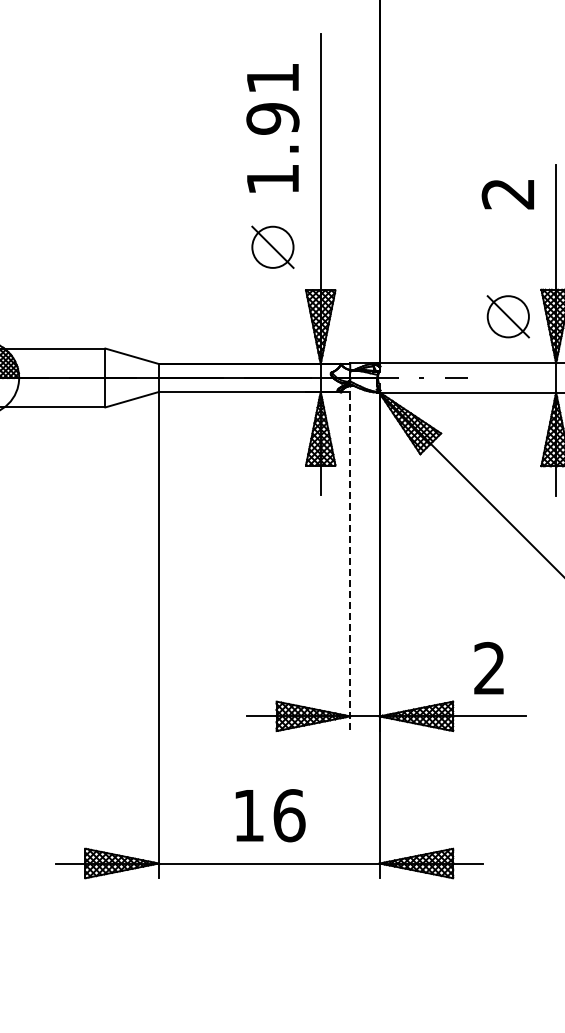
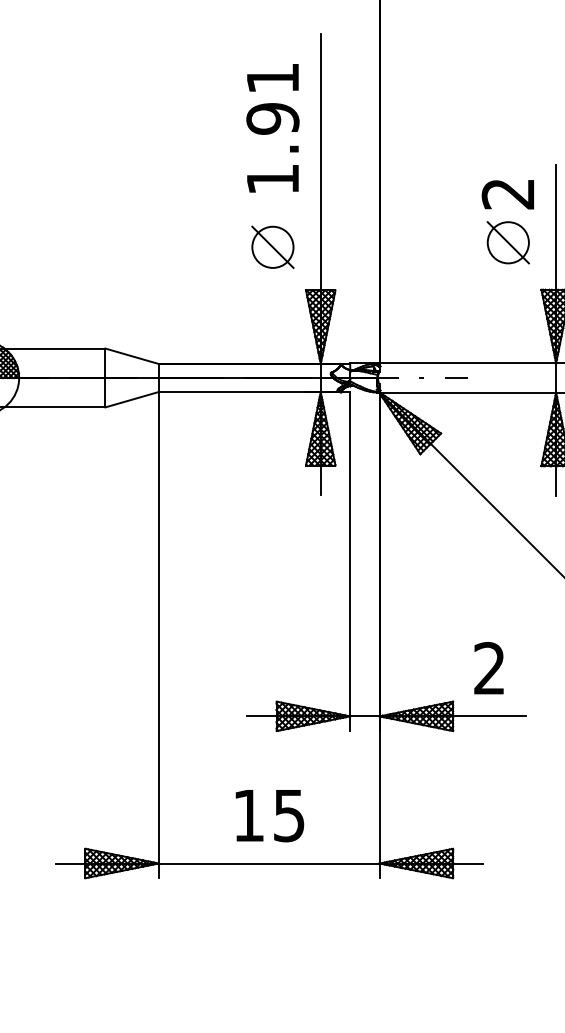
part position: (507, 316) -> (507, 242) (507, 242)
line: dashed -> solid (350, 562)
text: 16 -> 15 (289, 815)
